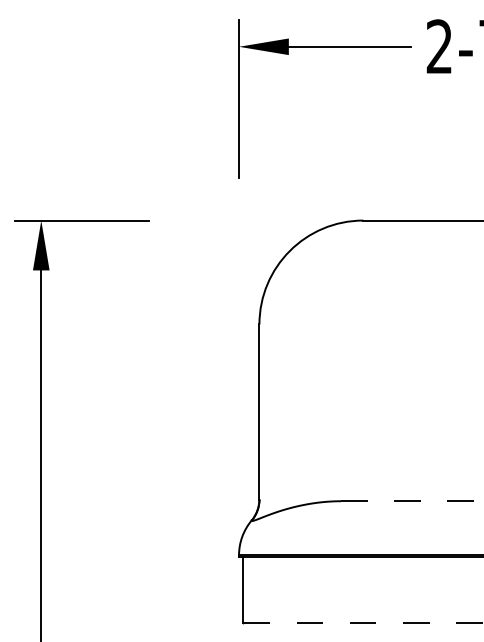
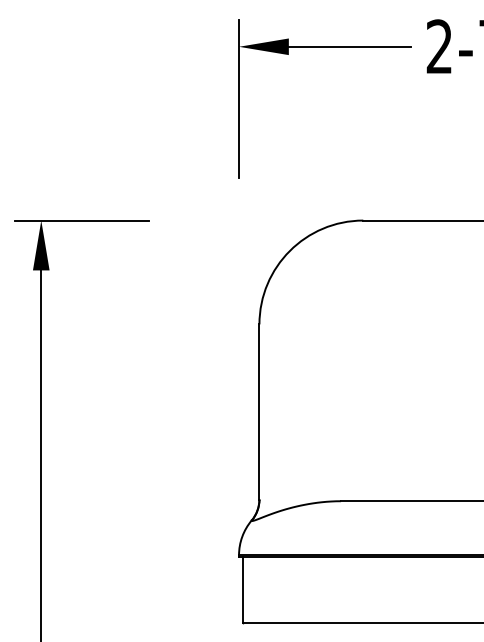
line: dashed -> solid (412, 501)
line: dashed -> solid (363, 622)
